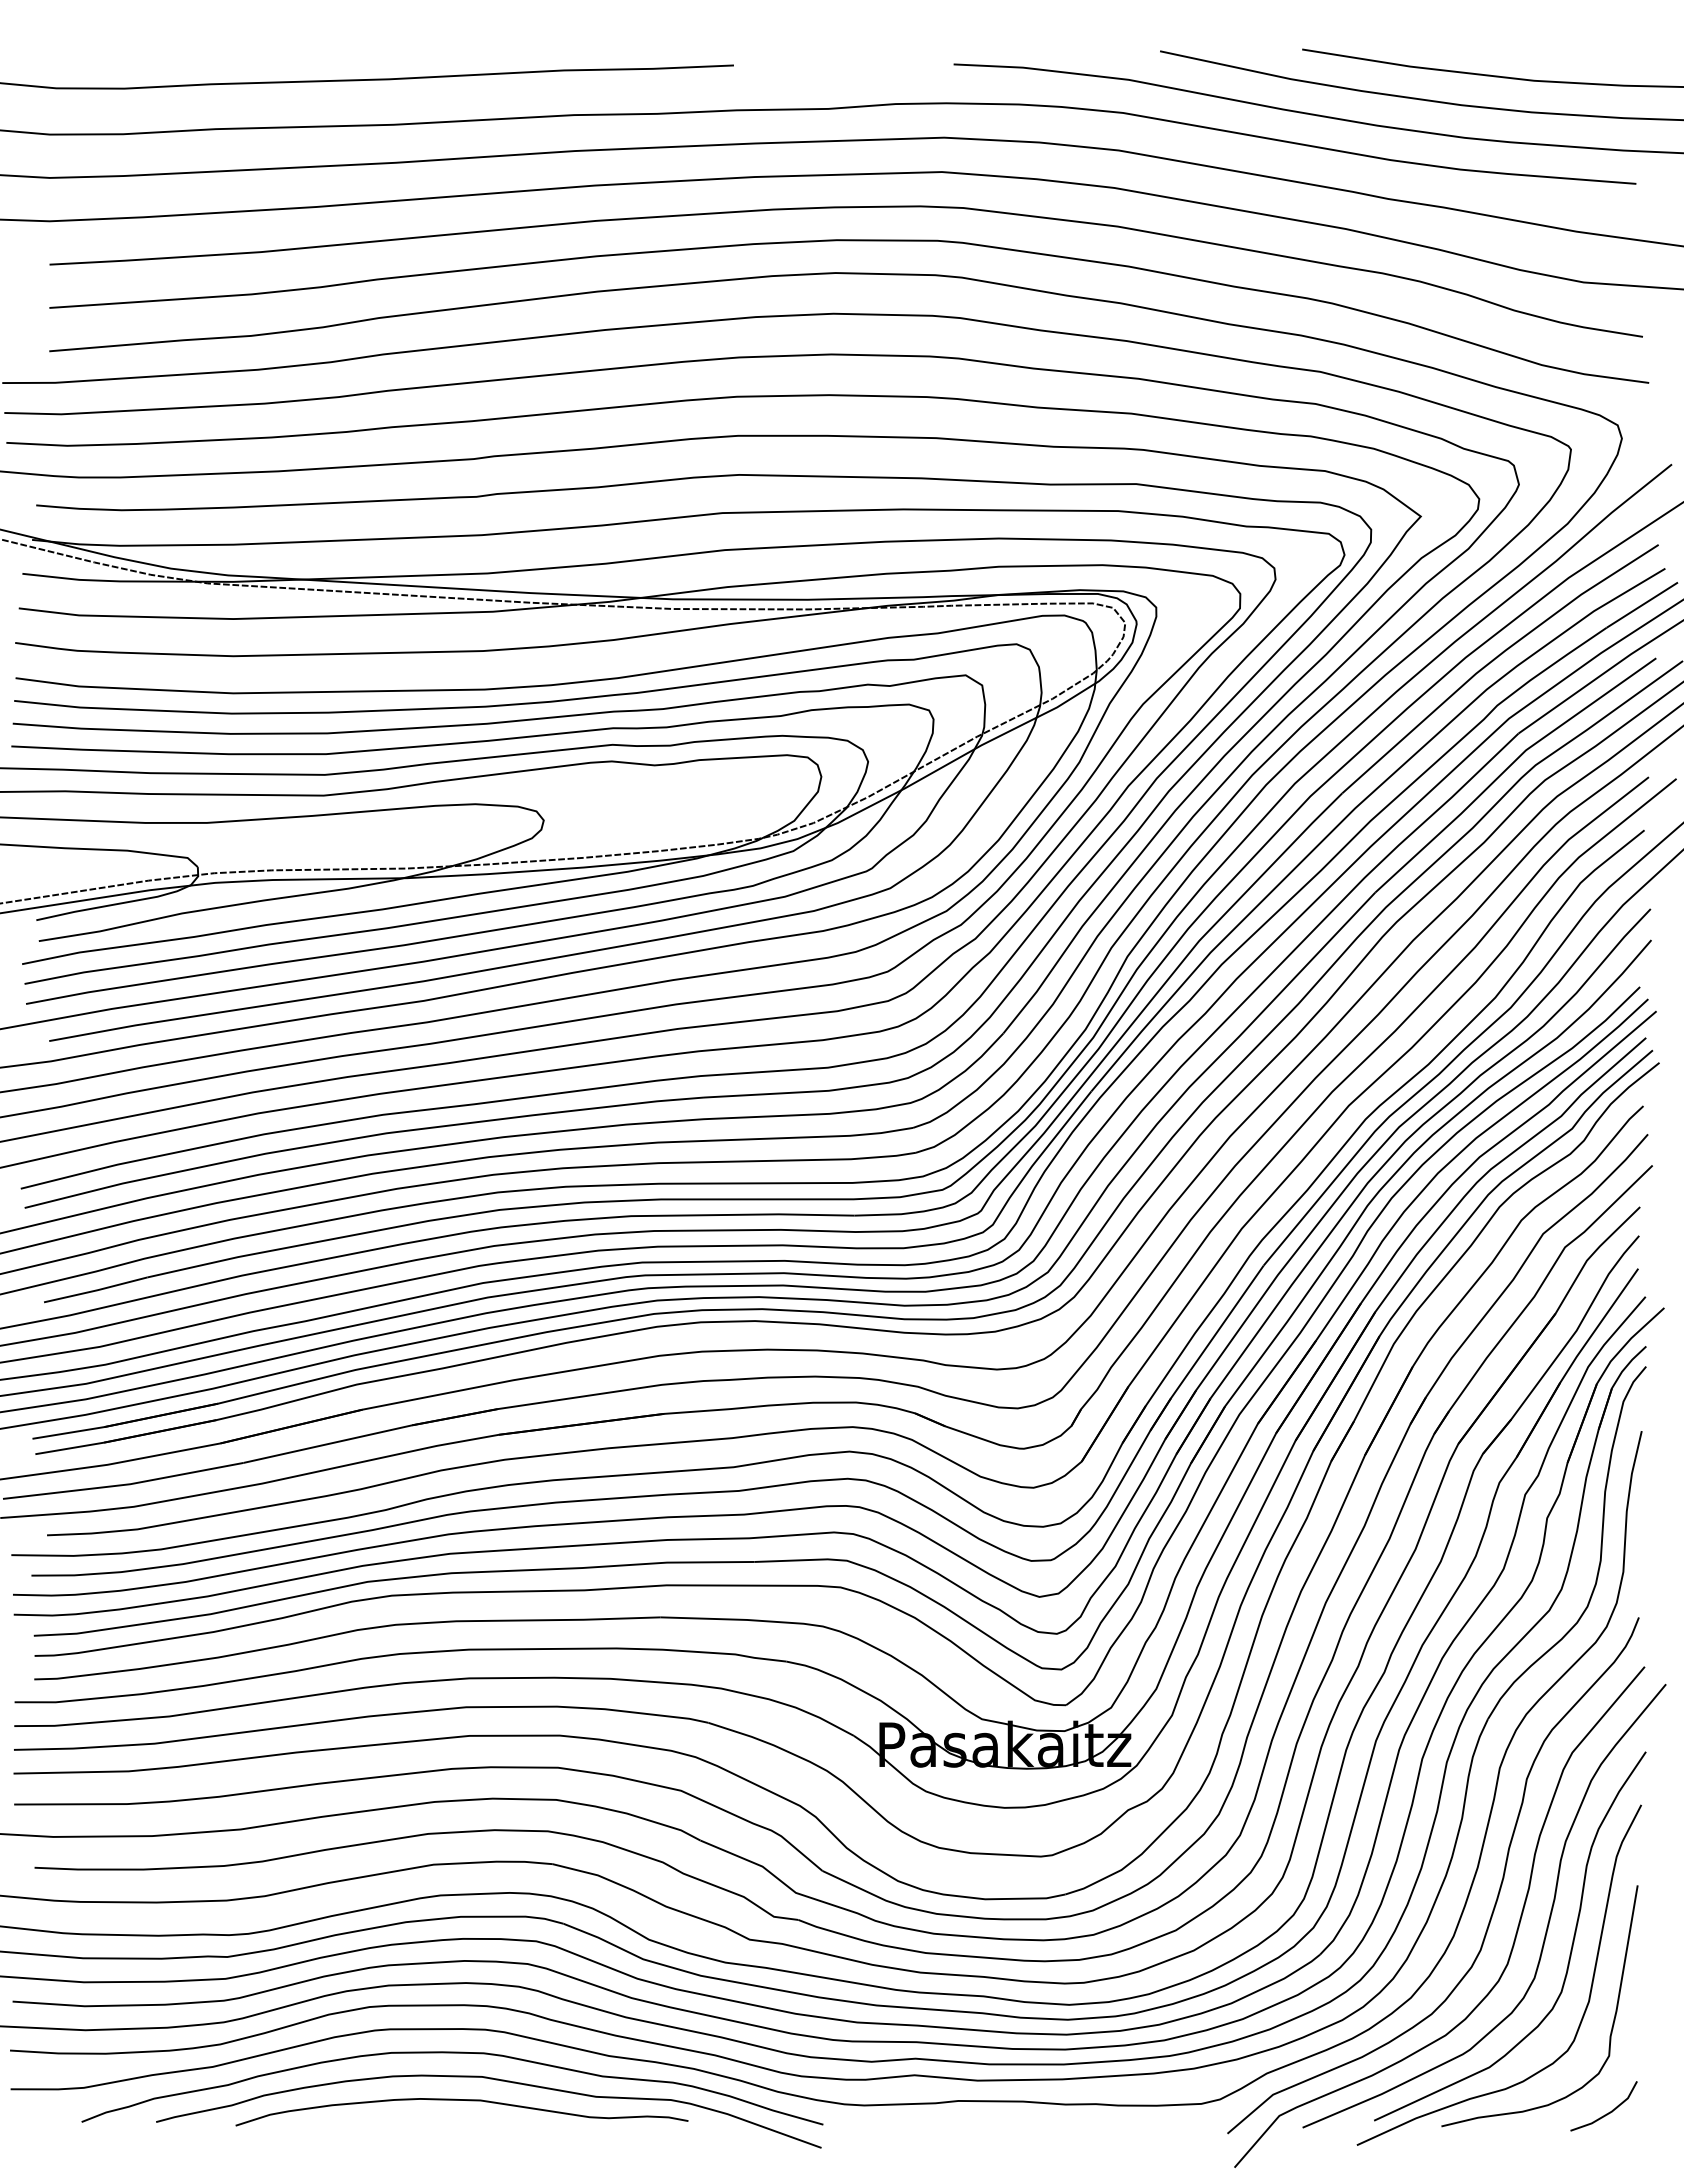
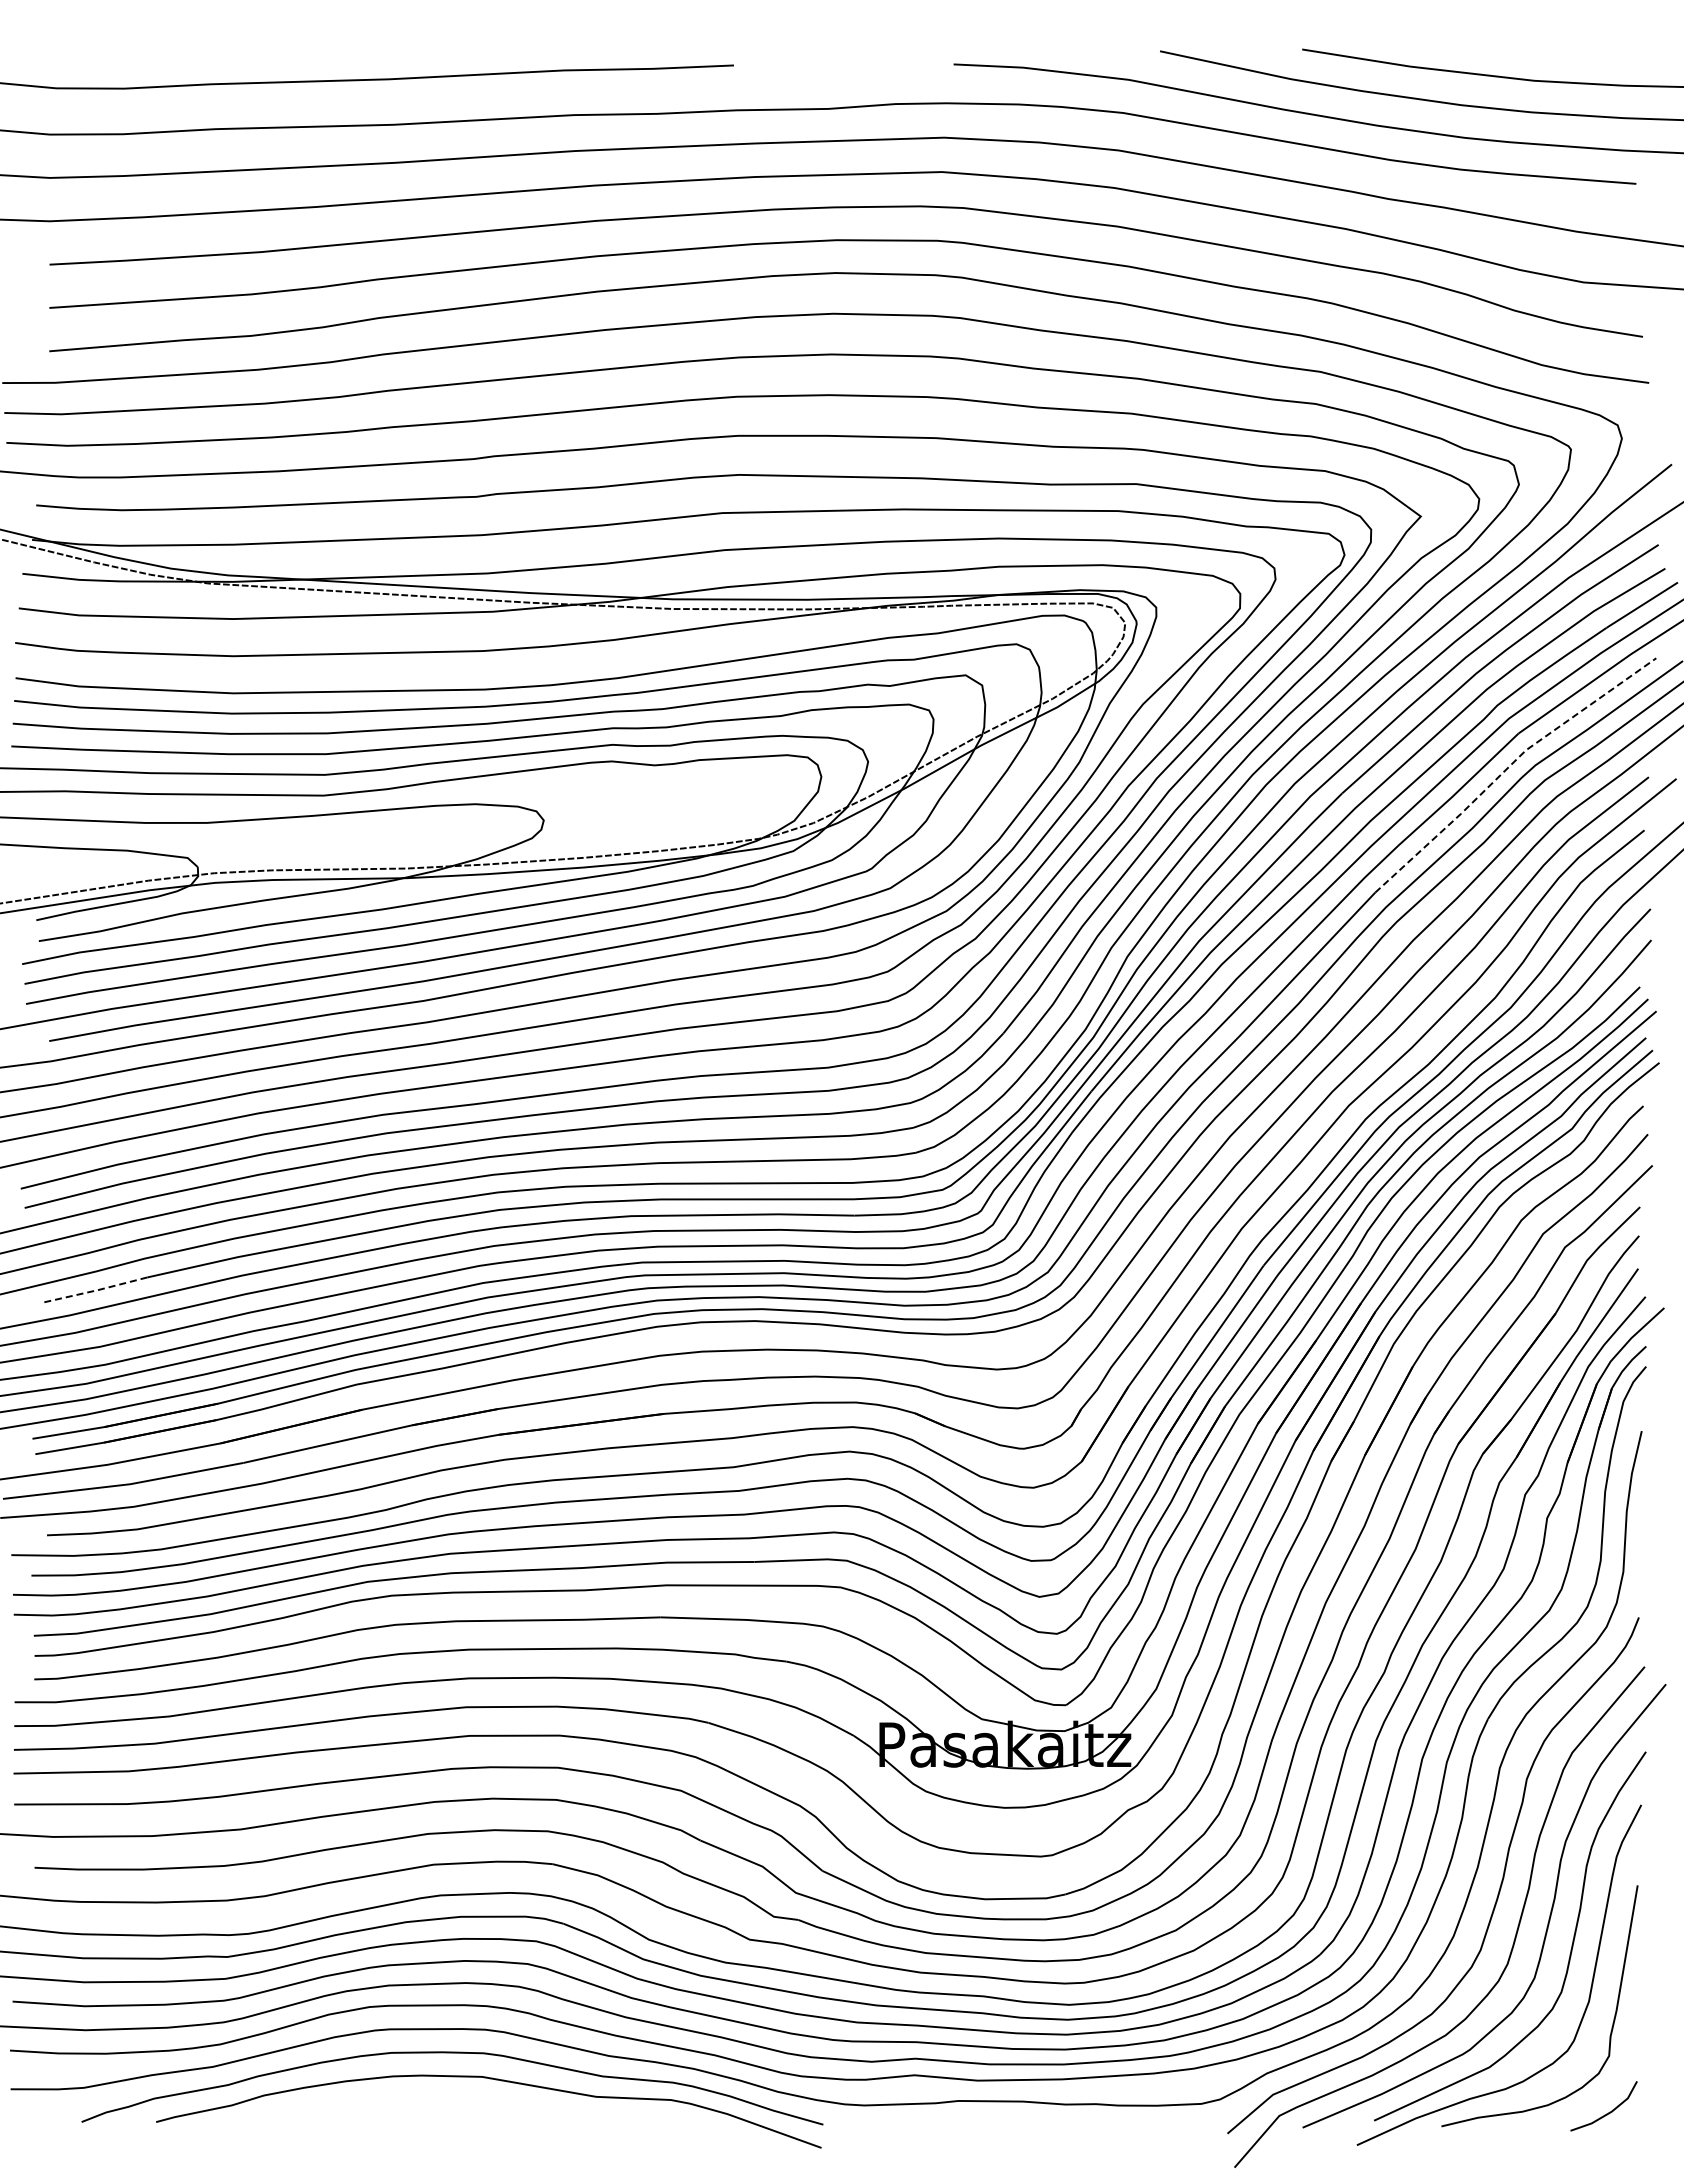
line: solid -> dashed (1508, 767)
line: solid -> dashed (96, 1290)
curve: present -> none (461, 2100)
